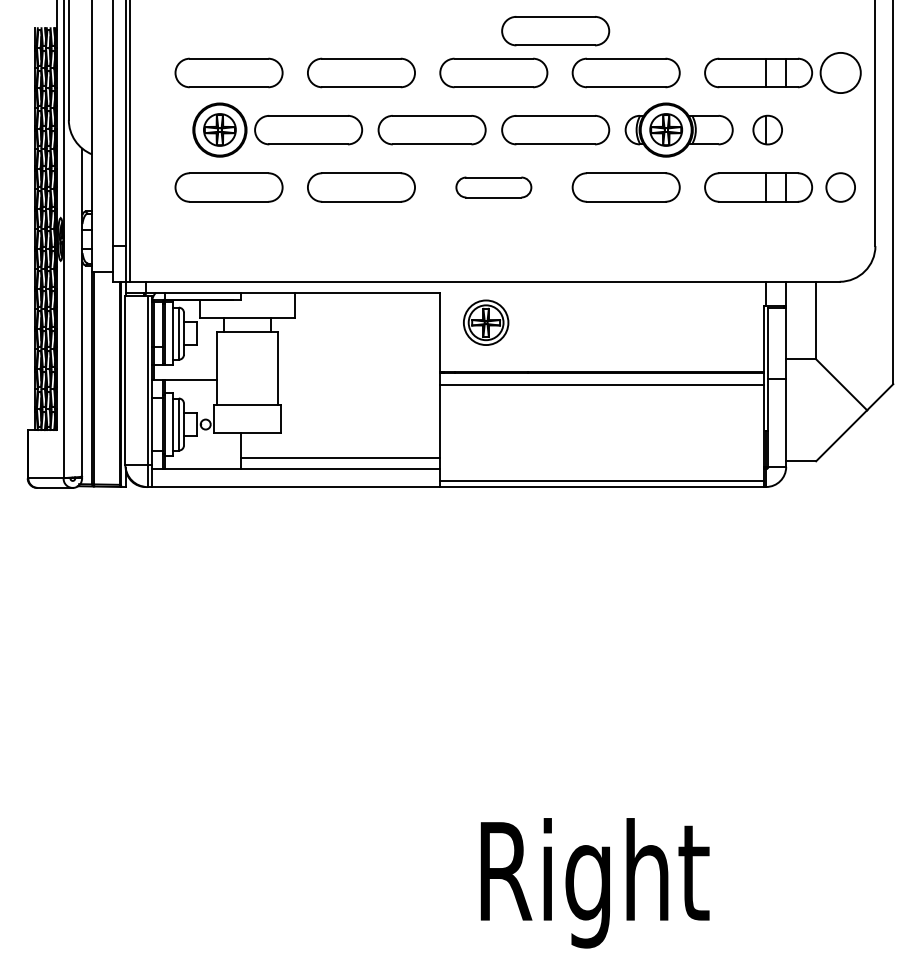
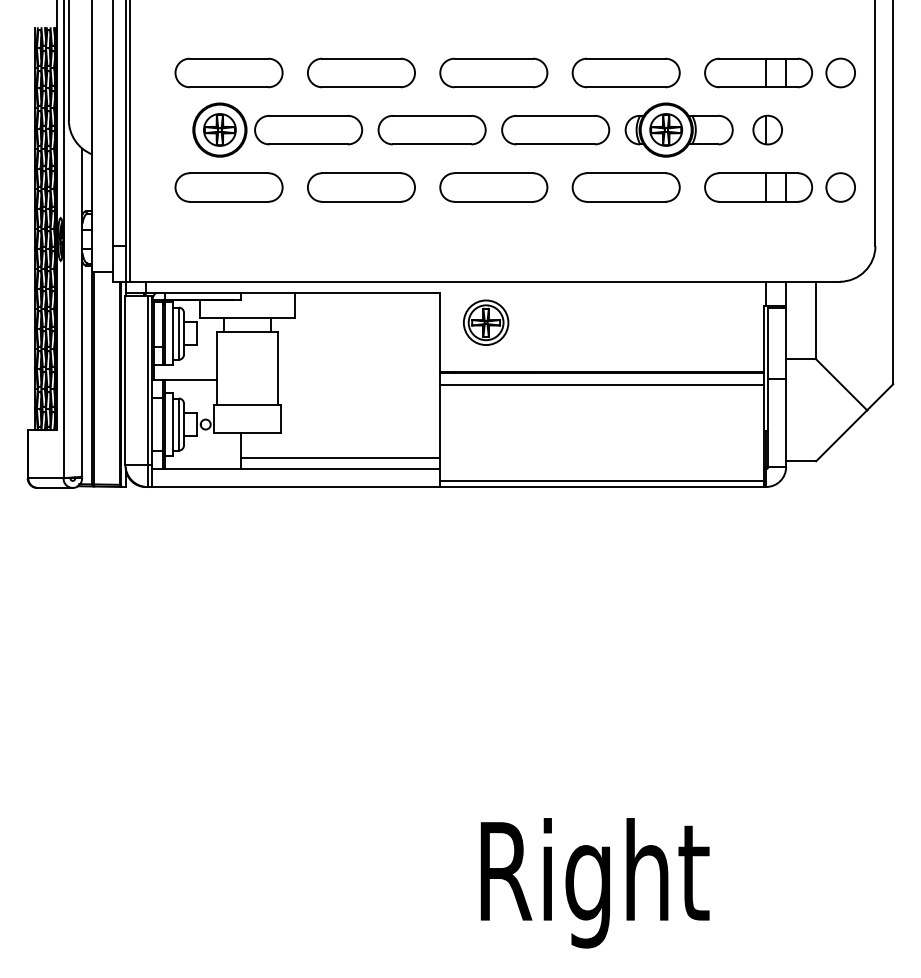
part: present -> none (555, 31)
circle diameter: 40 px -> 29 px (840, 72)
part size: 78x23 px -> 110x31 px (493, 187)
